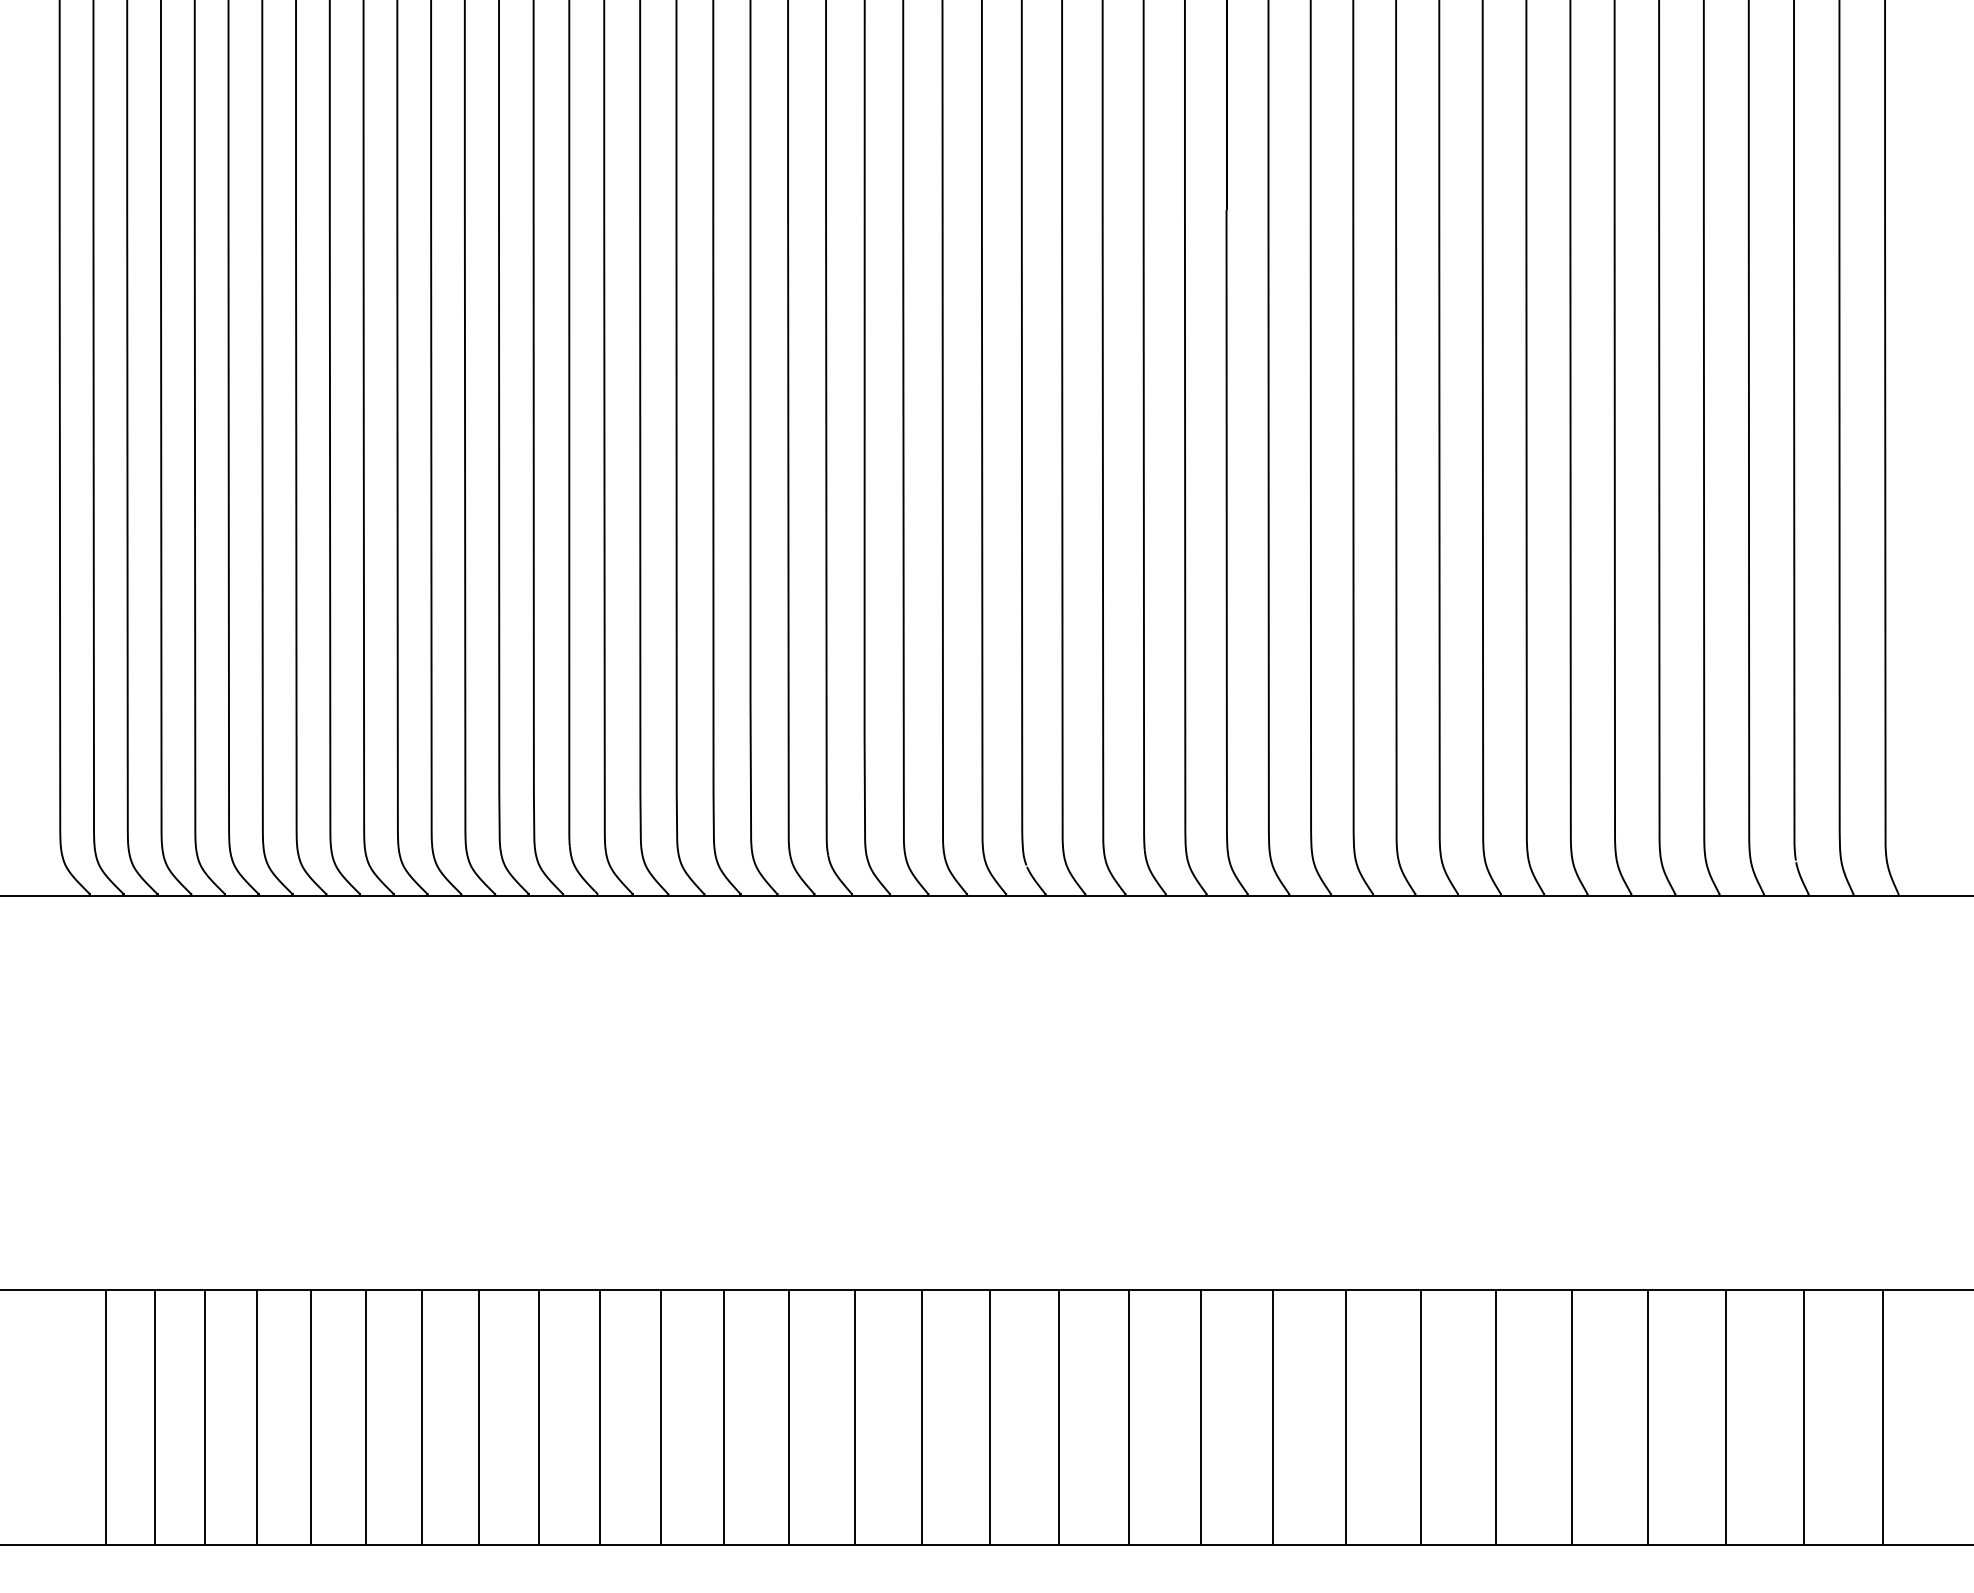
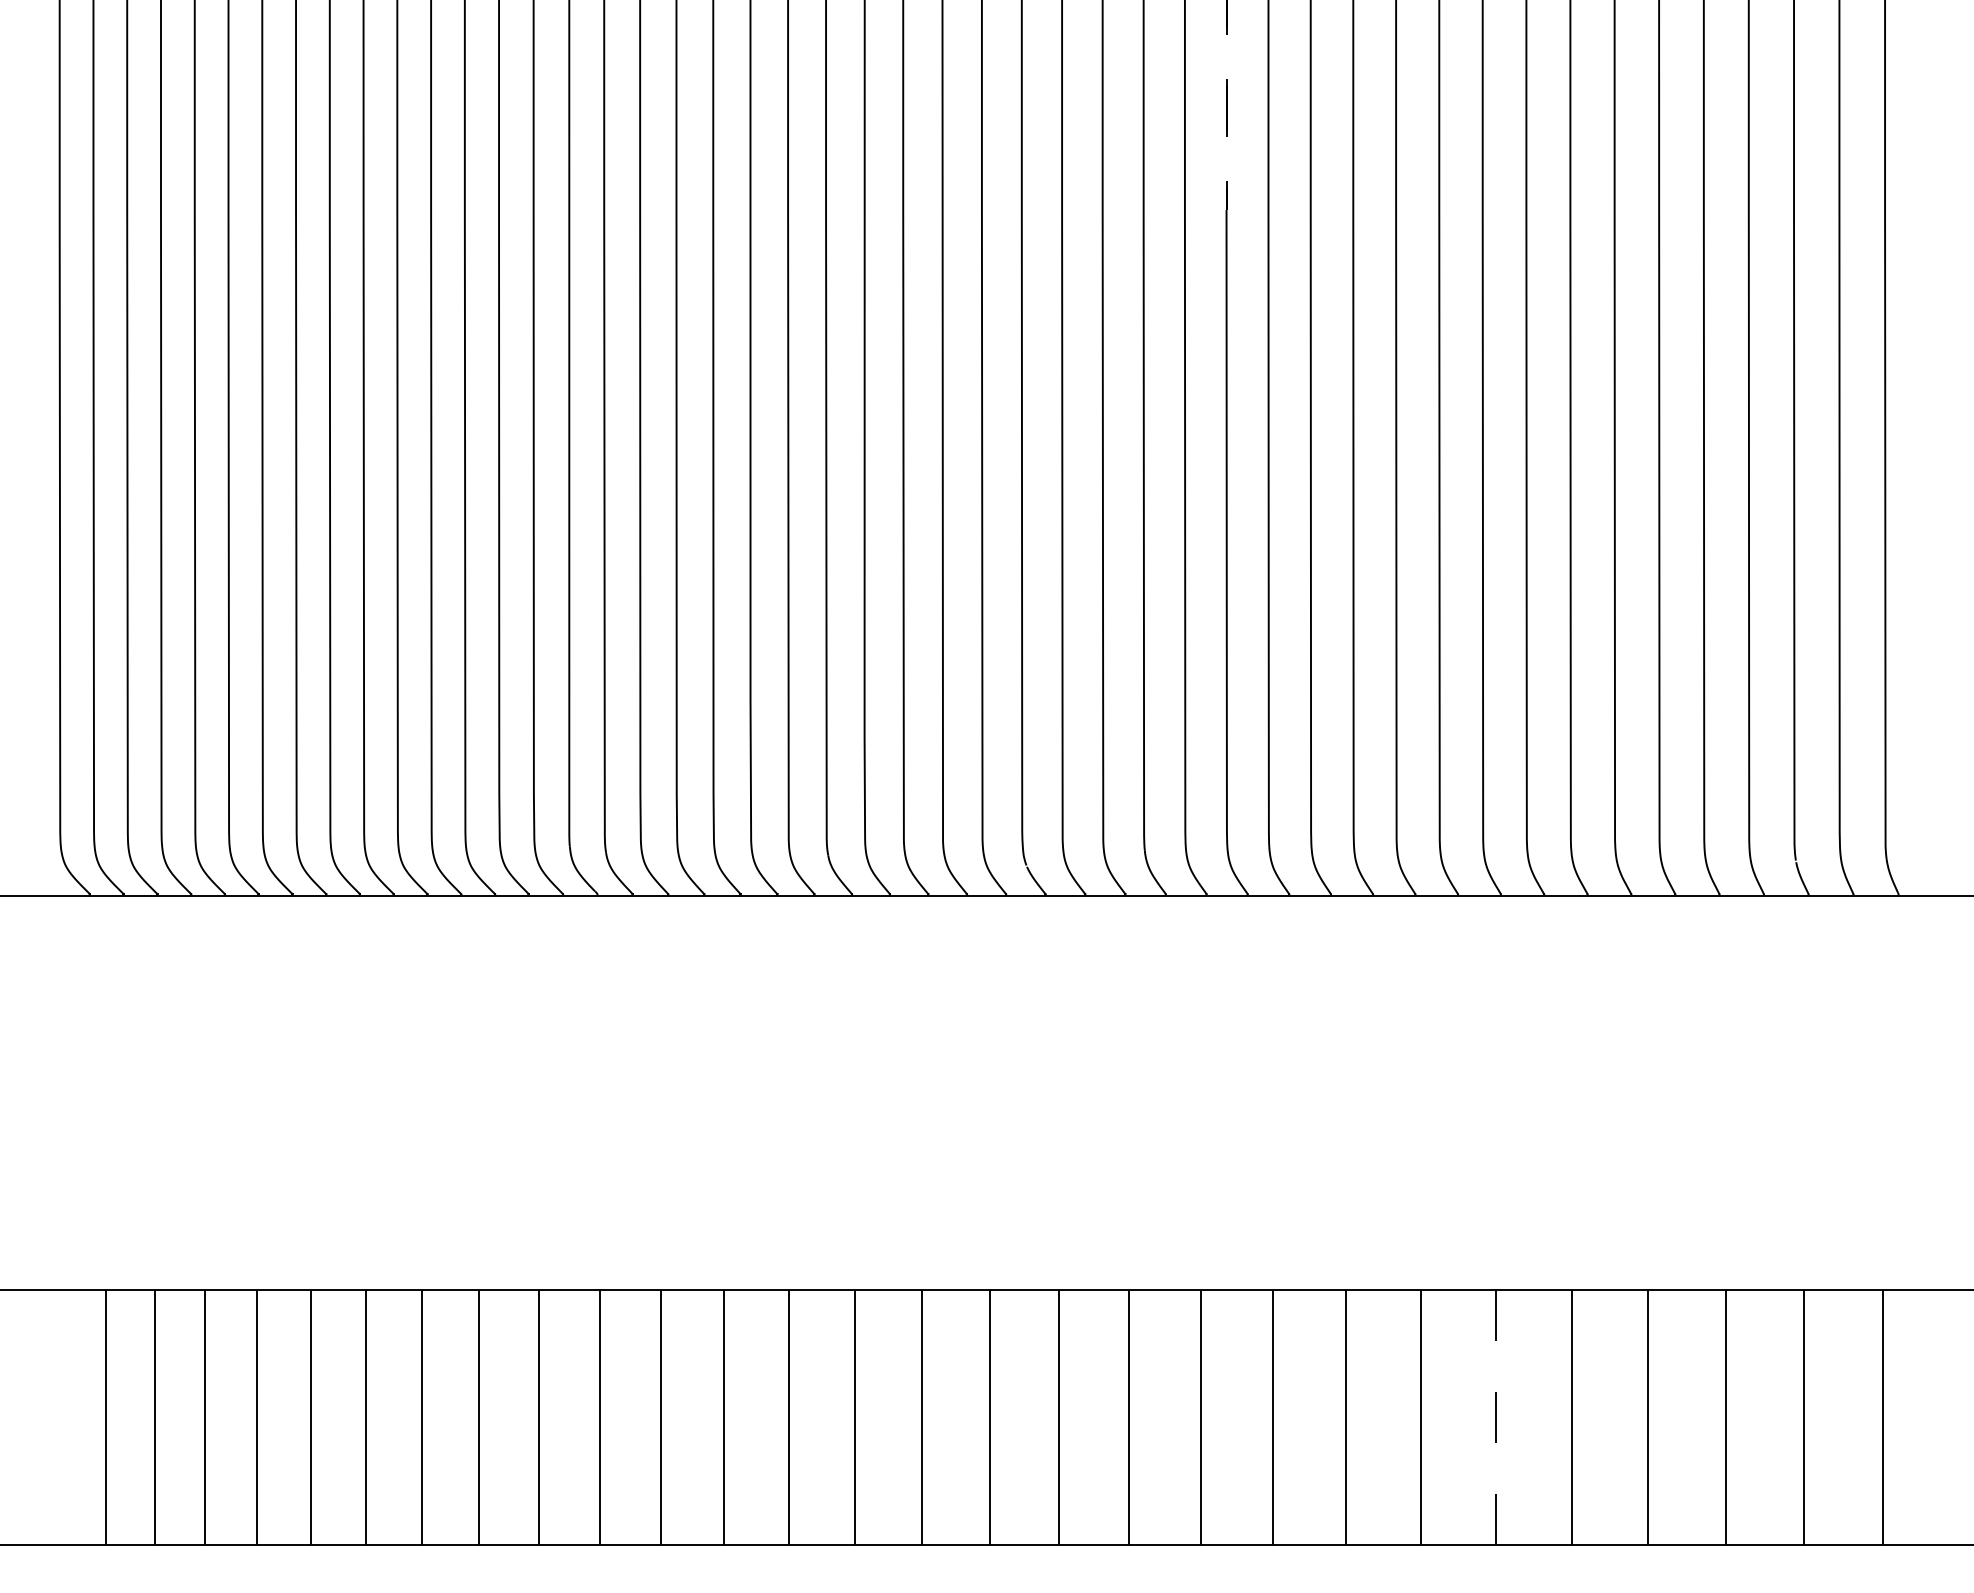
line: solid -> dashed (1226, 210)
line: solid -> dashed (1495, 1417)
